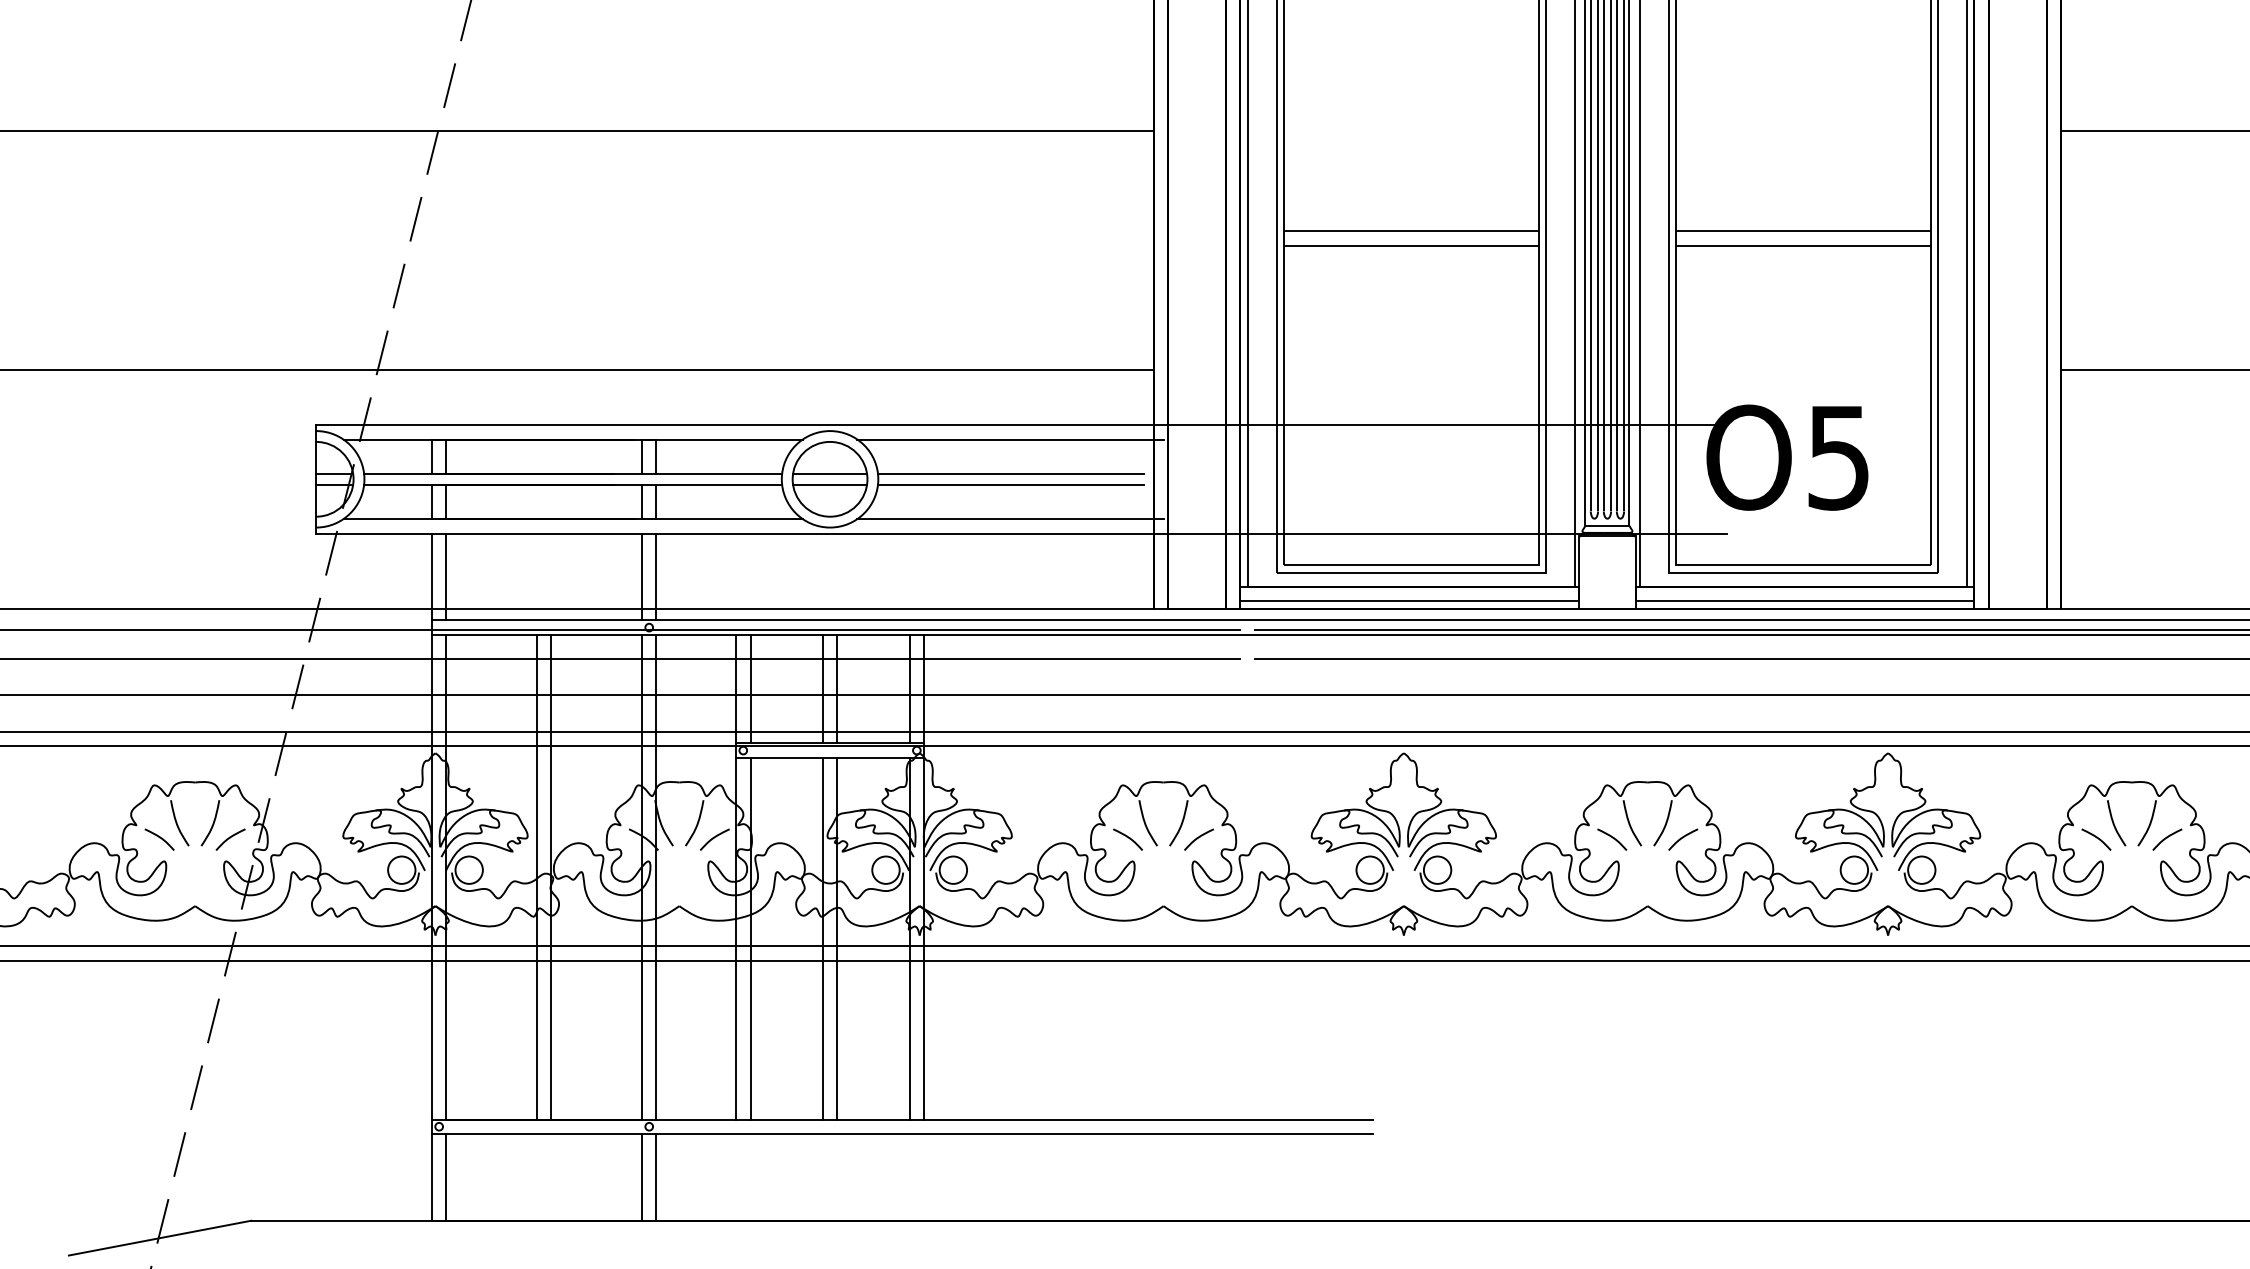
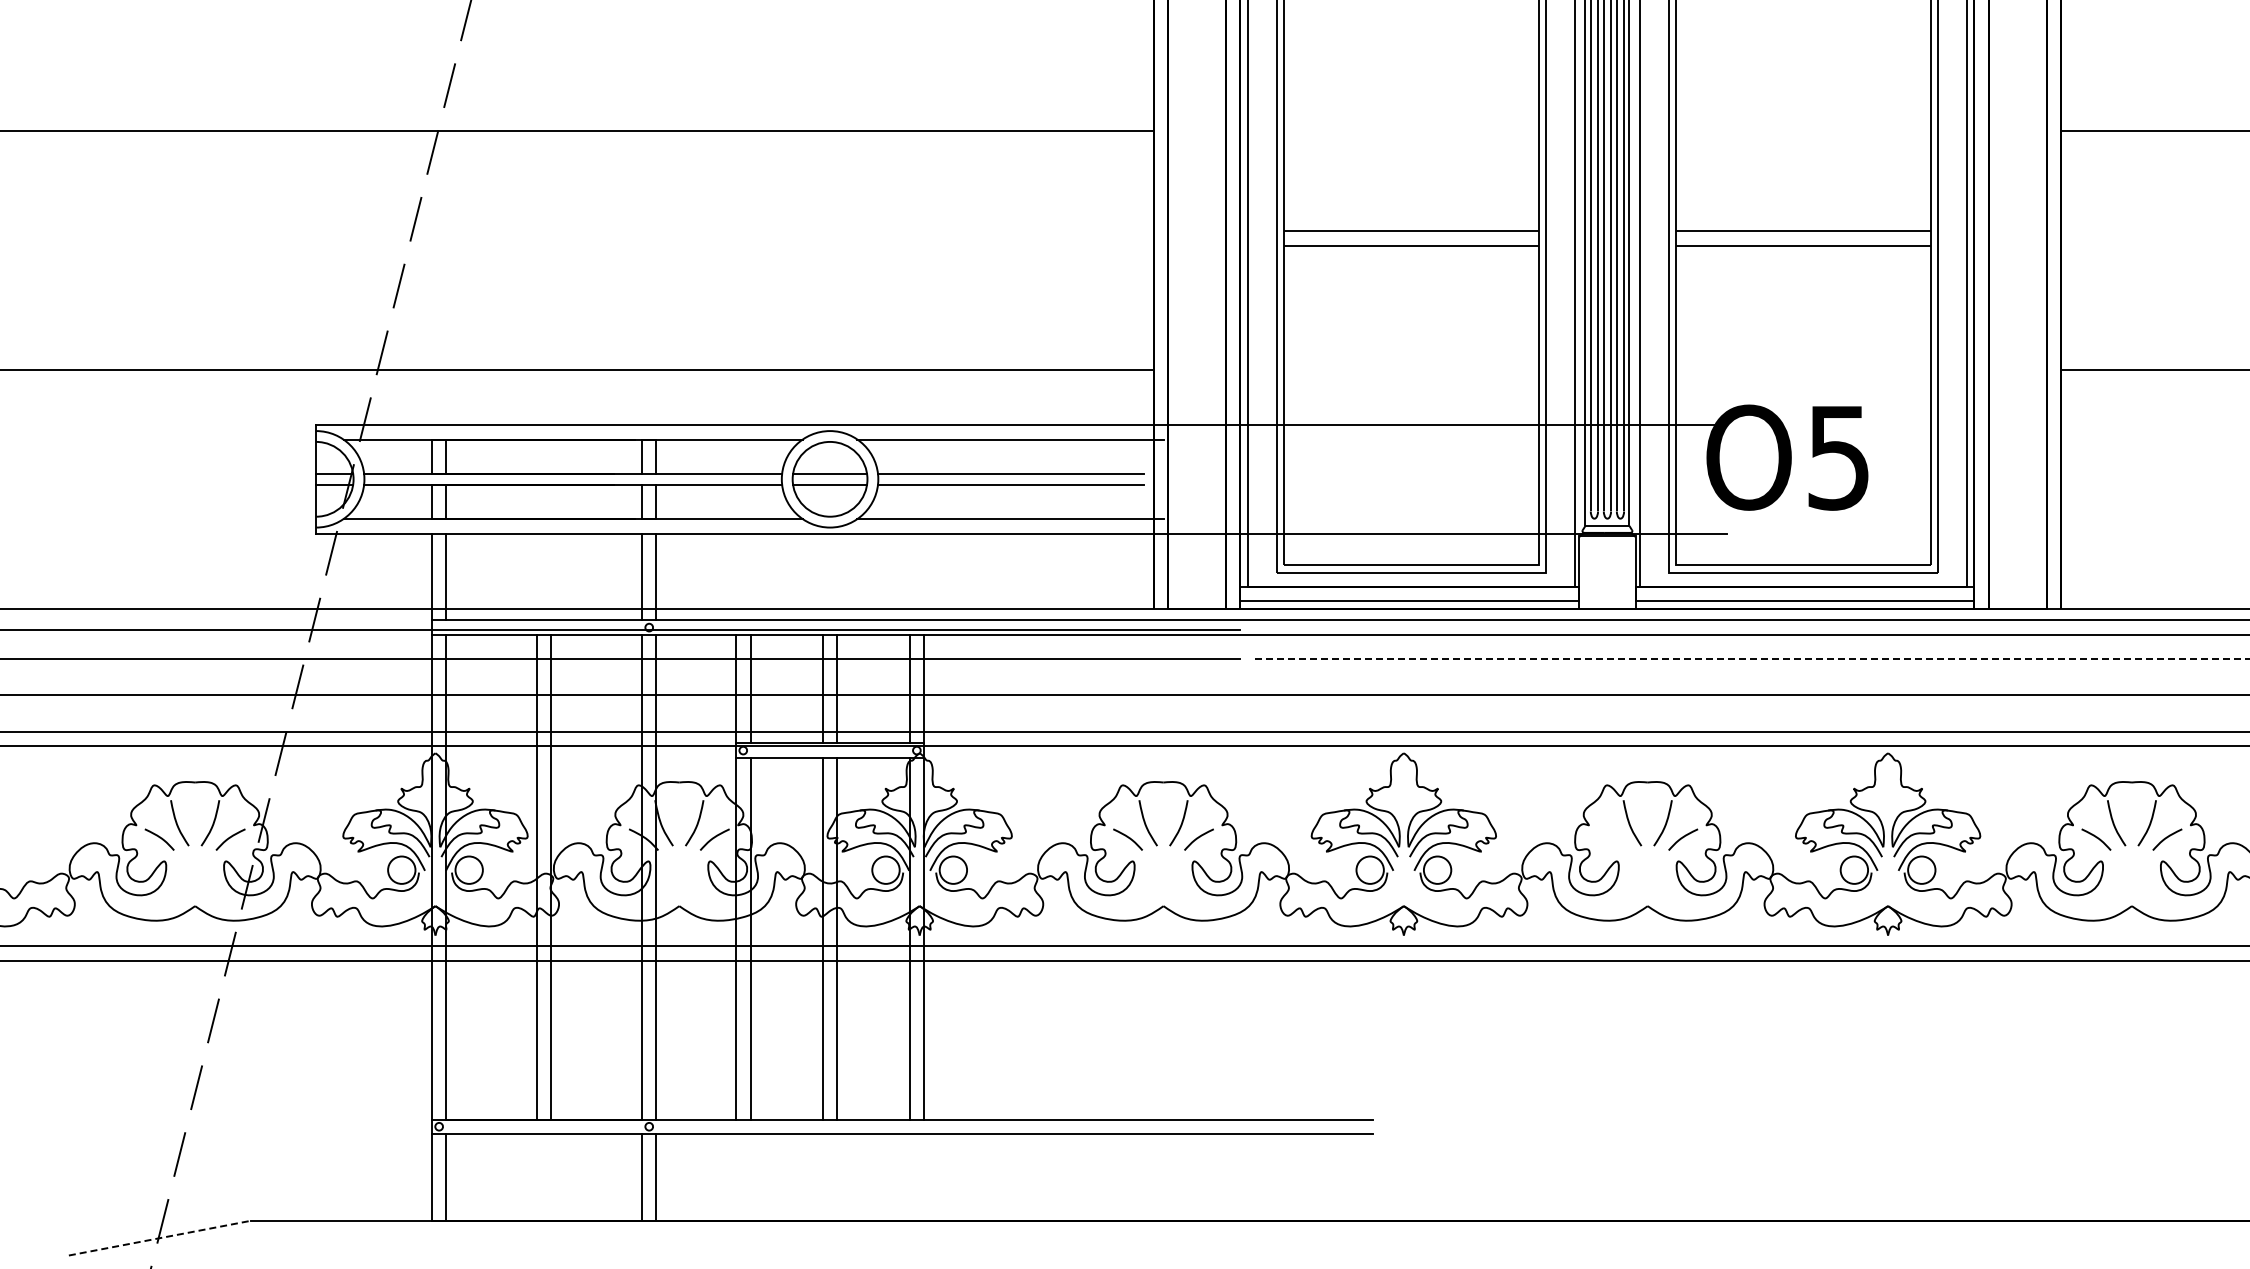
line: present -> none (1750, 630)
line: solid -> dashed (1752, 659)
curve: present -> none (1612, 838)
line: solid -> dashed (160, 1238)
